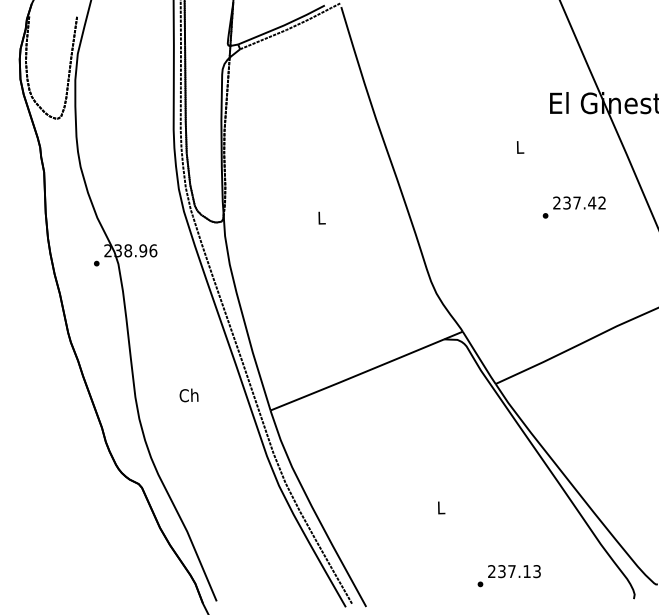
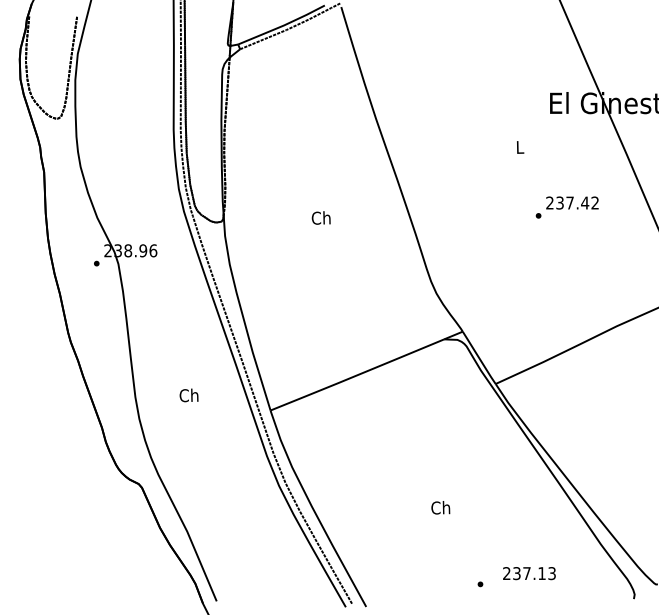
text position: (573, 207) -> (566, 207) (566, 207)
text: L -> Ch (320, 217)
text: L -> Ch (440, 507)
text position: (514, 571) -> (529, 573) (529, 573)
